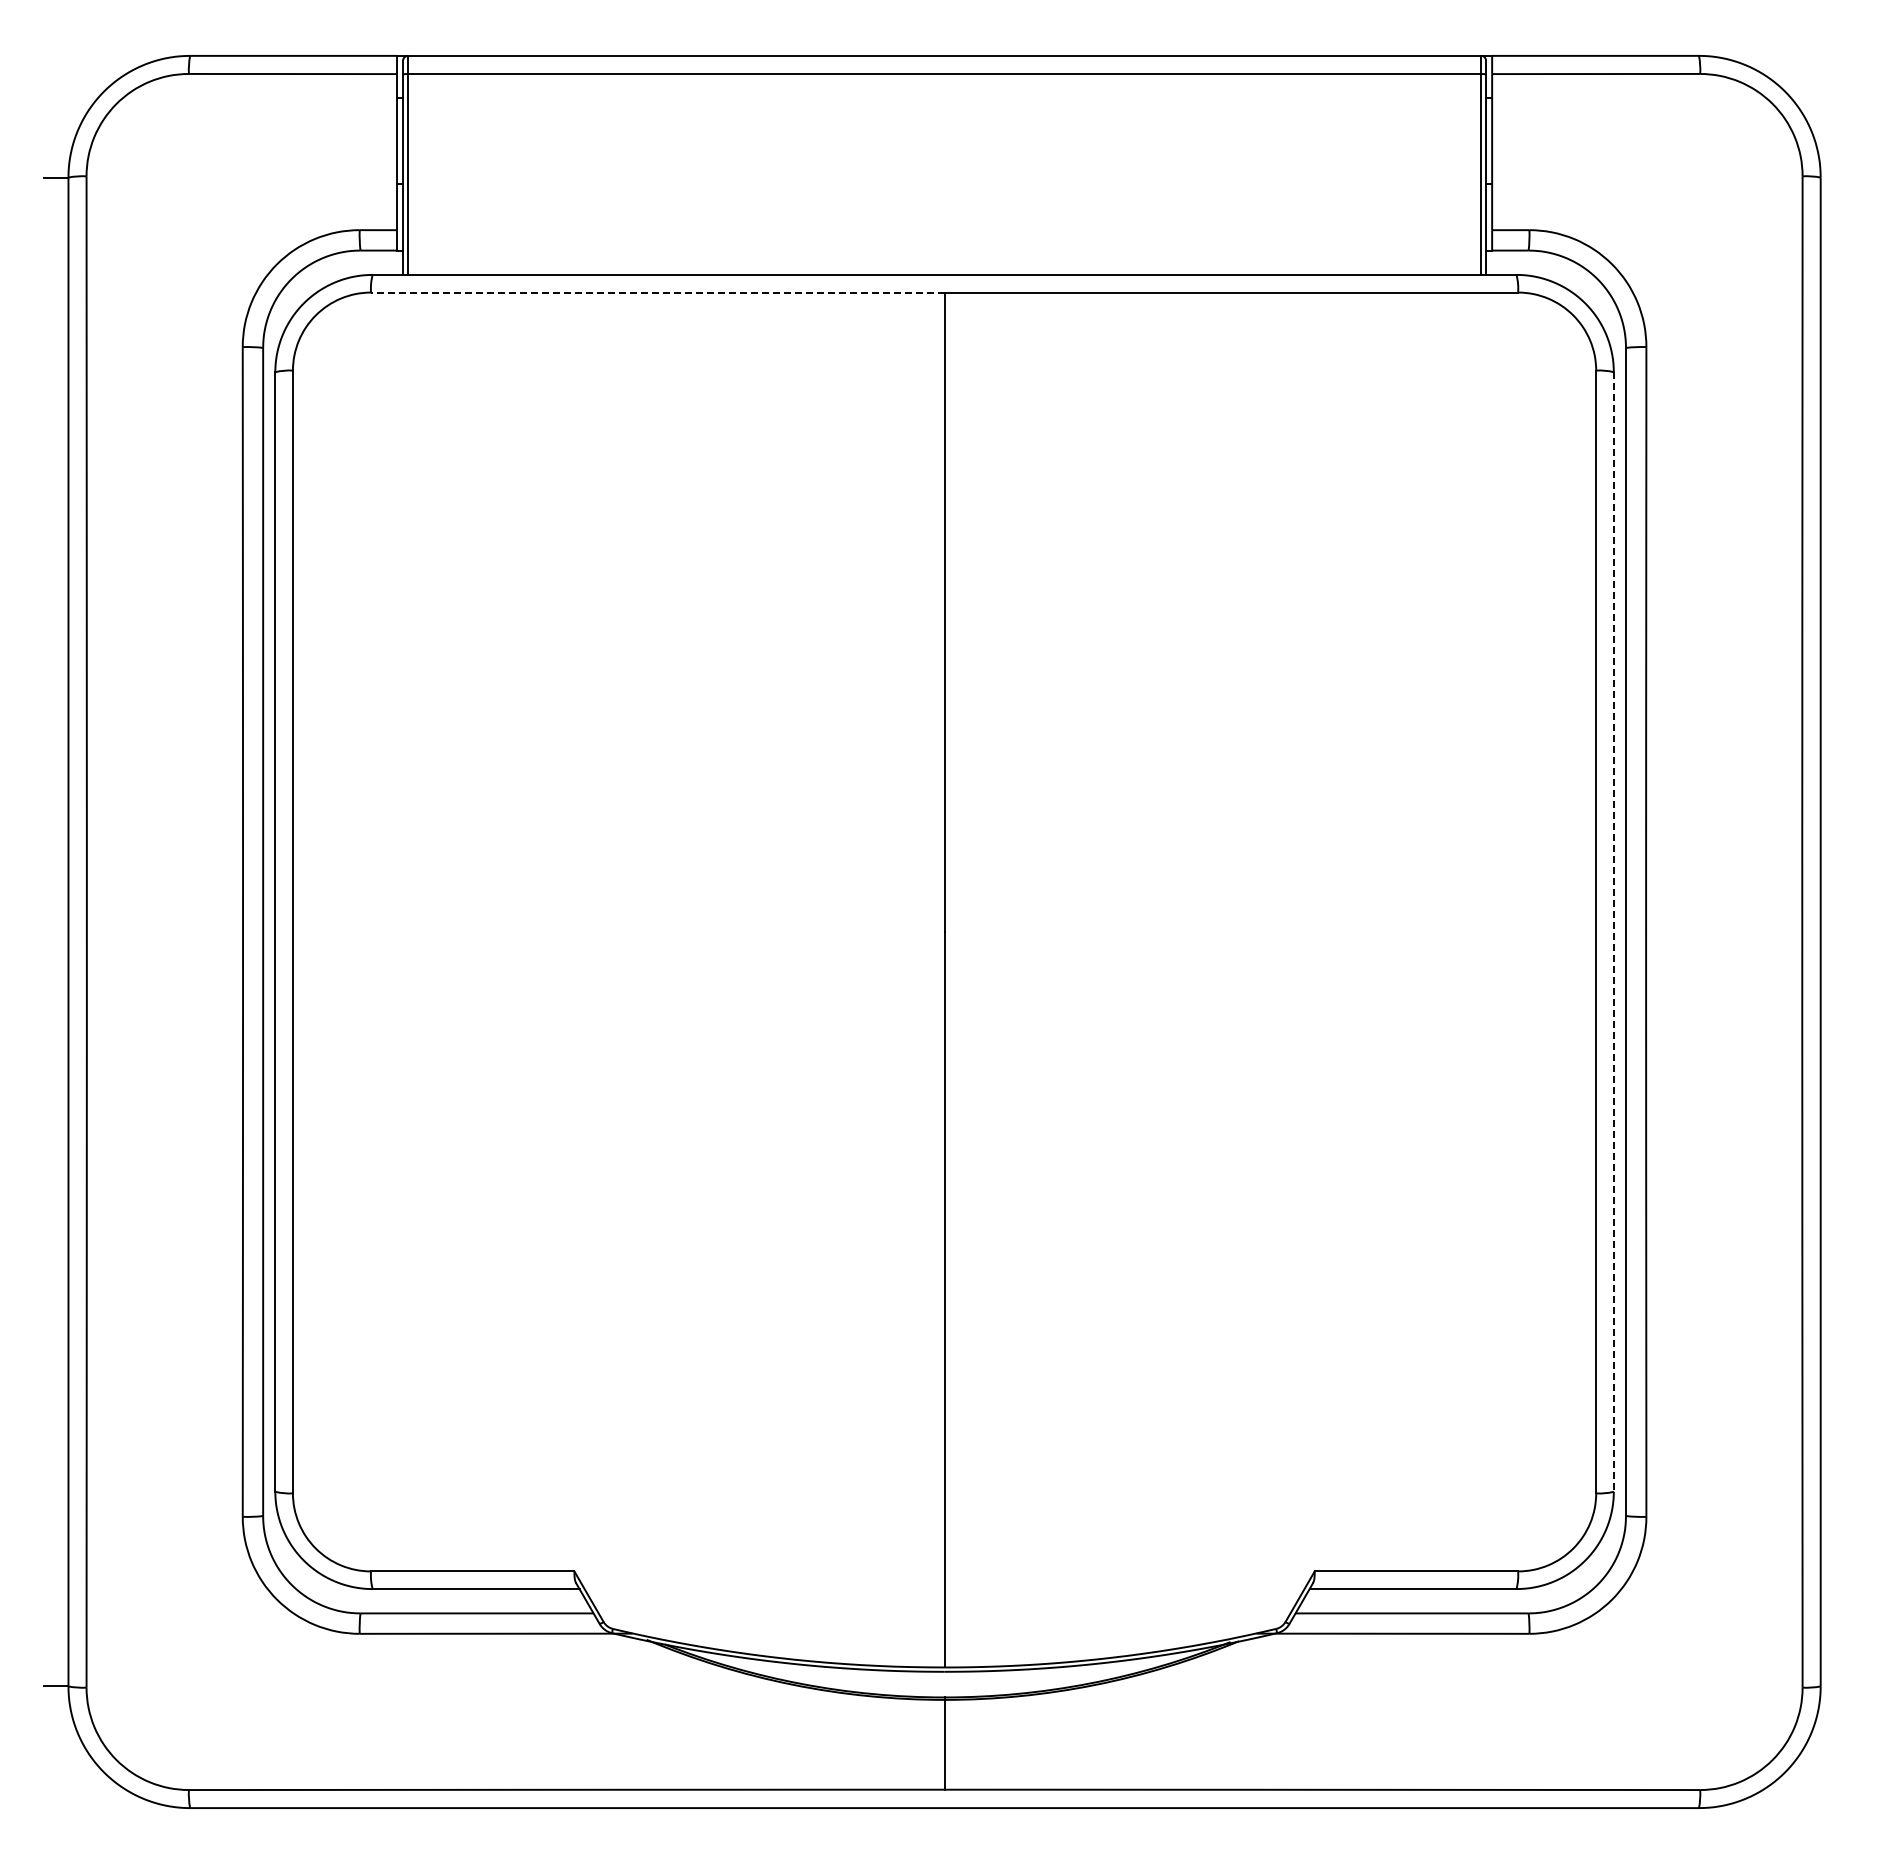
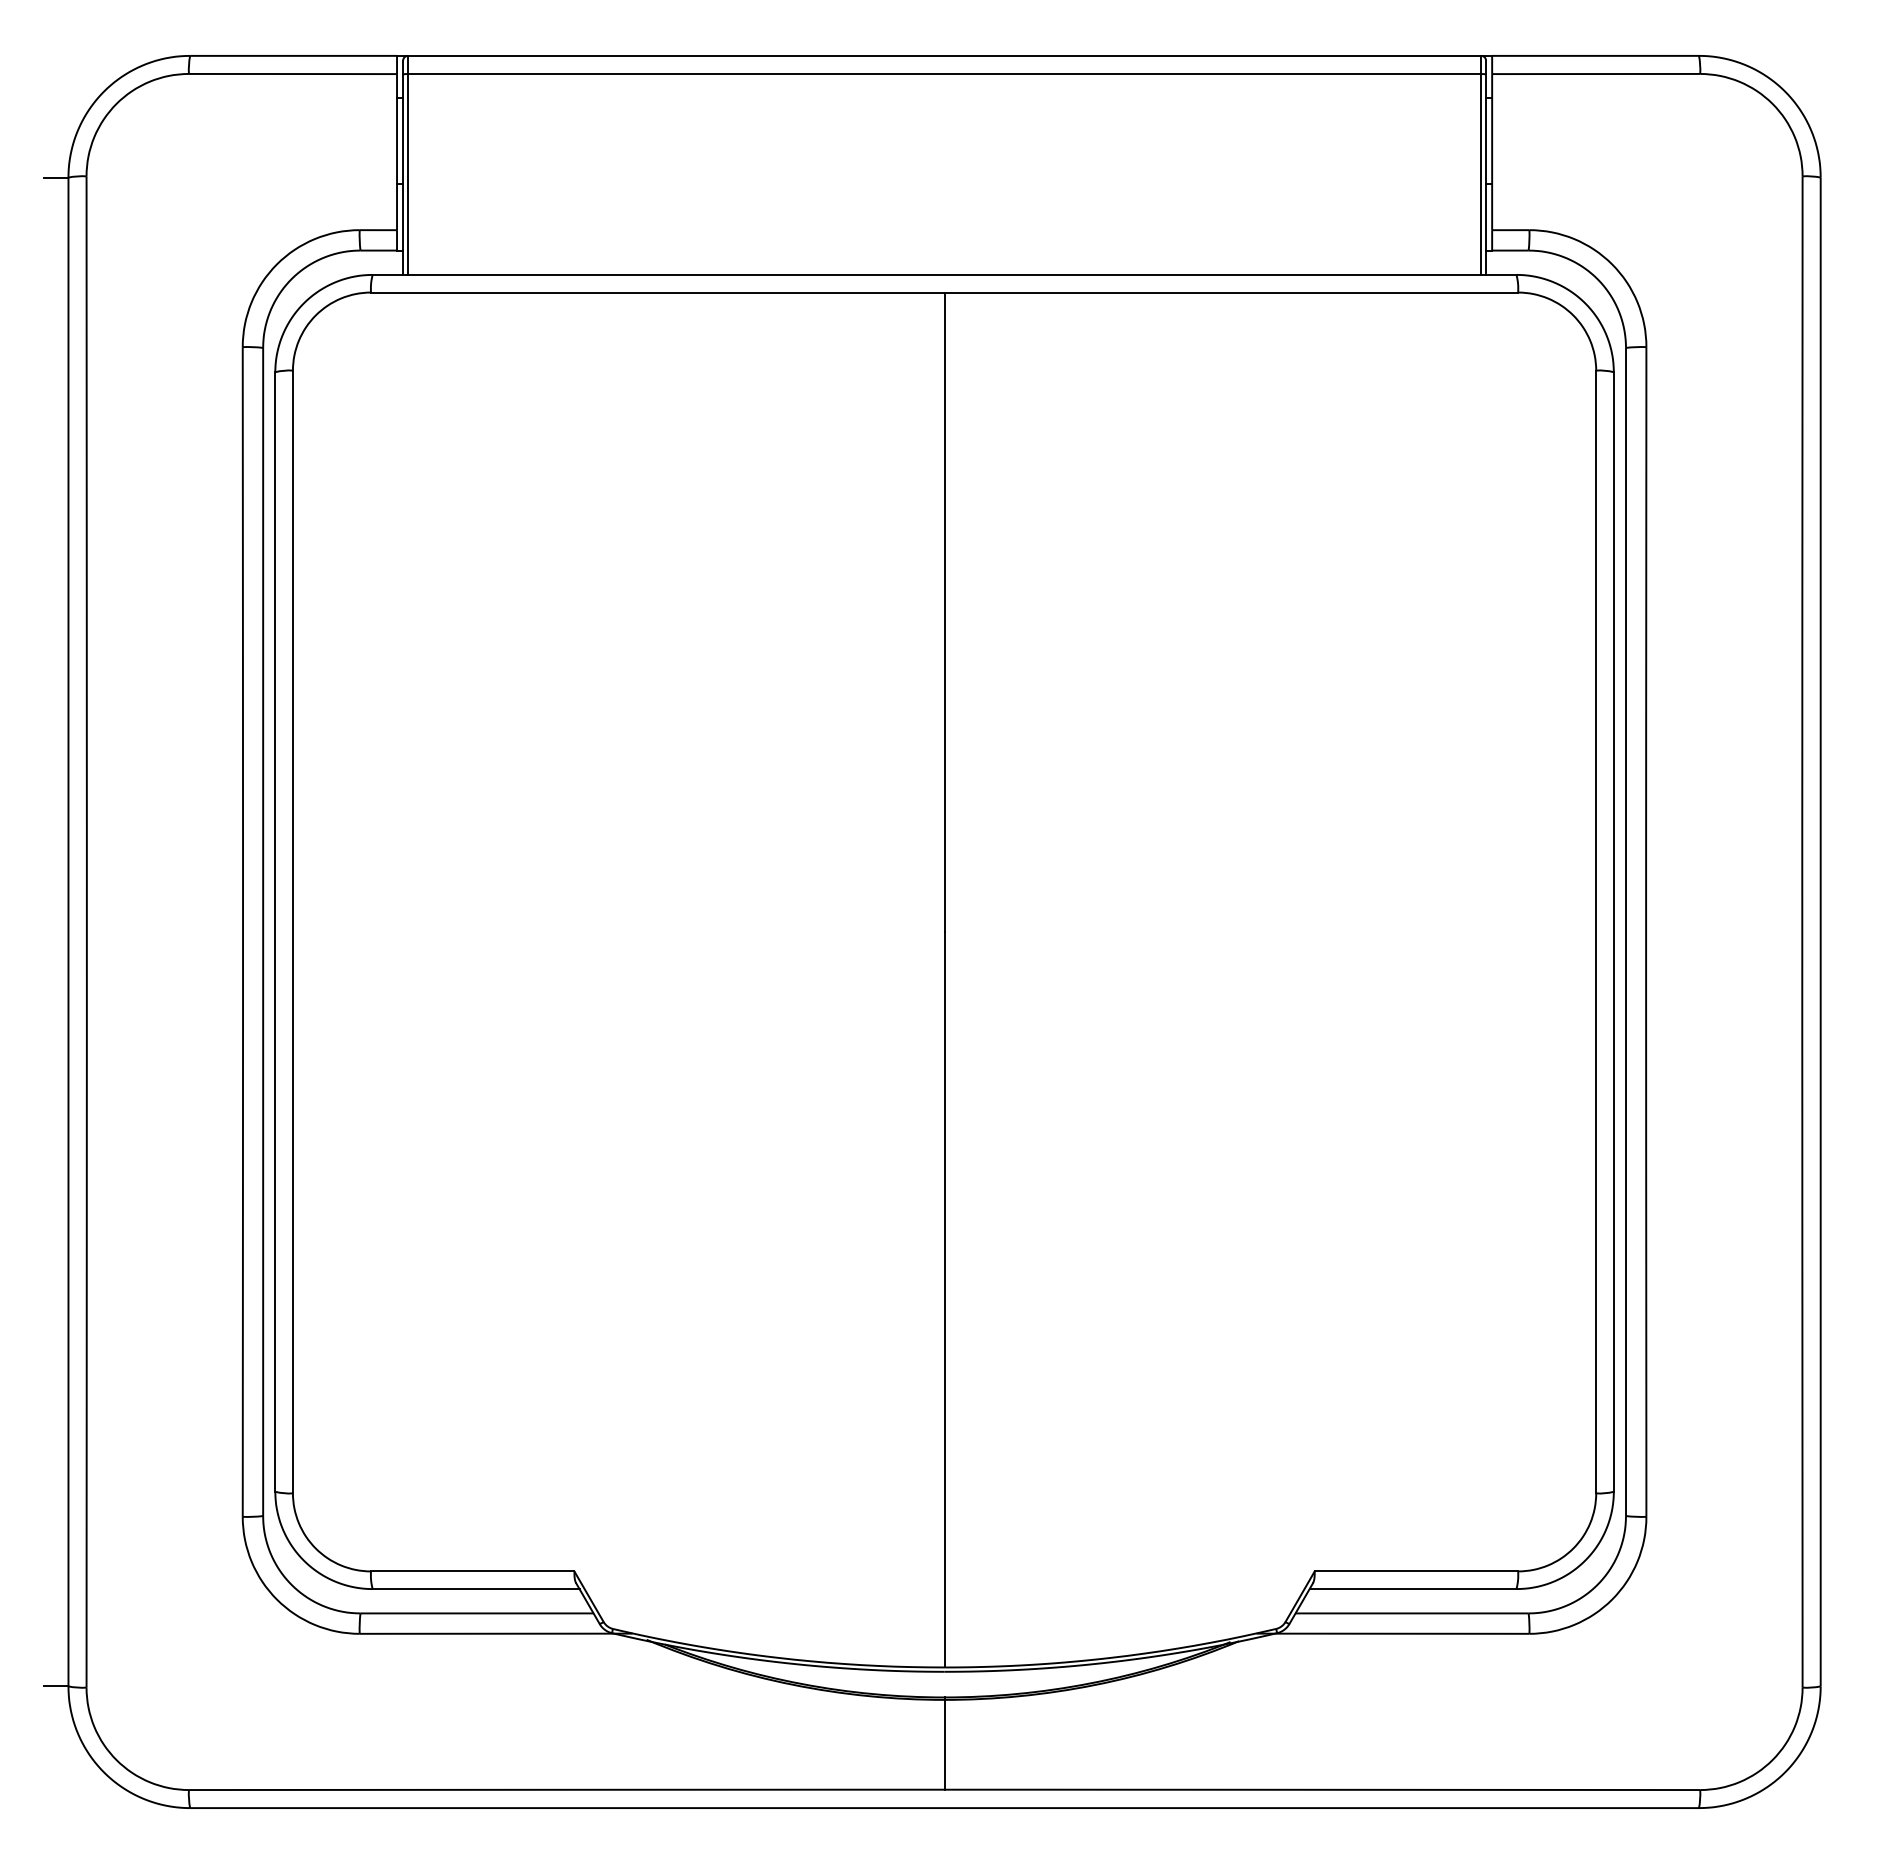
line: dashed -> solid (657, 292)
line: dashed -> solid (1613, 932)
